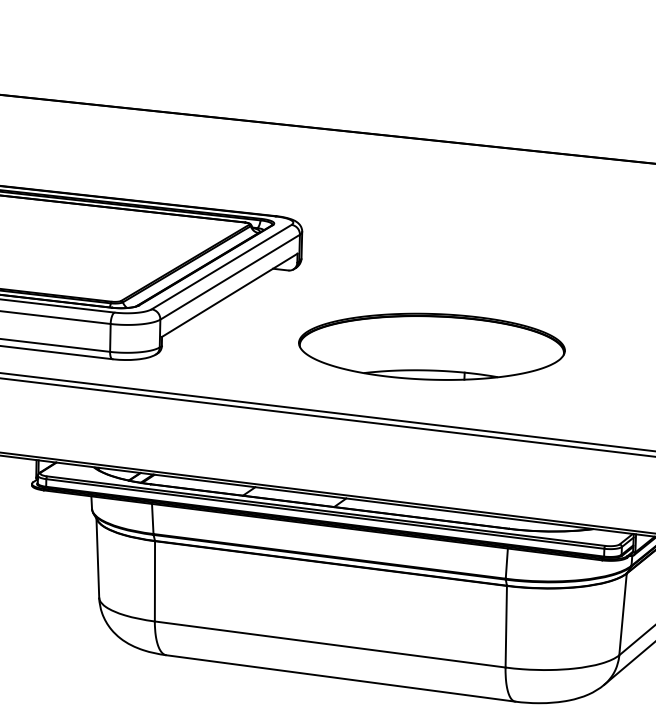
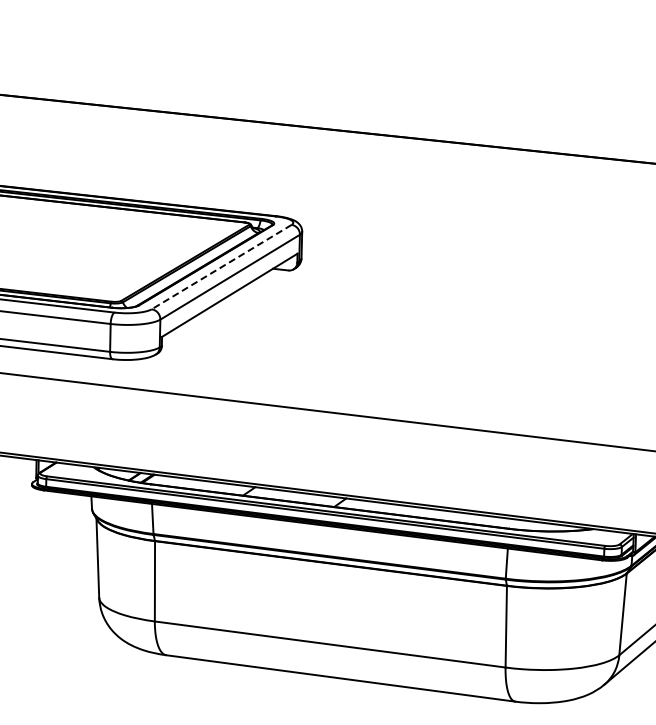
line: solid -> dashed (221, 267)
part: present -> none (431, 346)
line: present -> none (327, 417)
